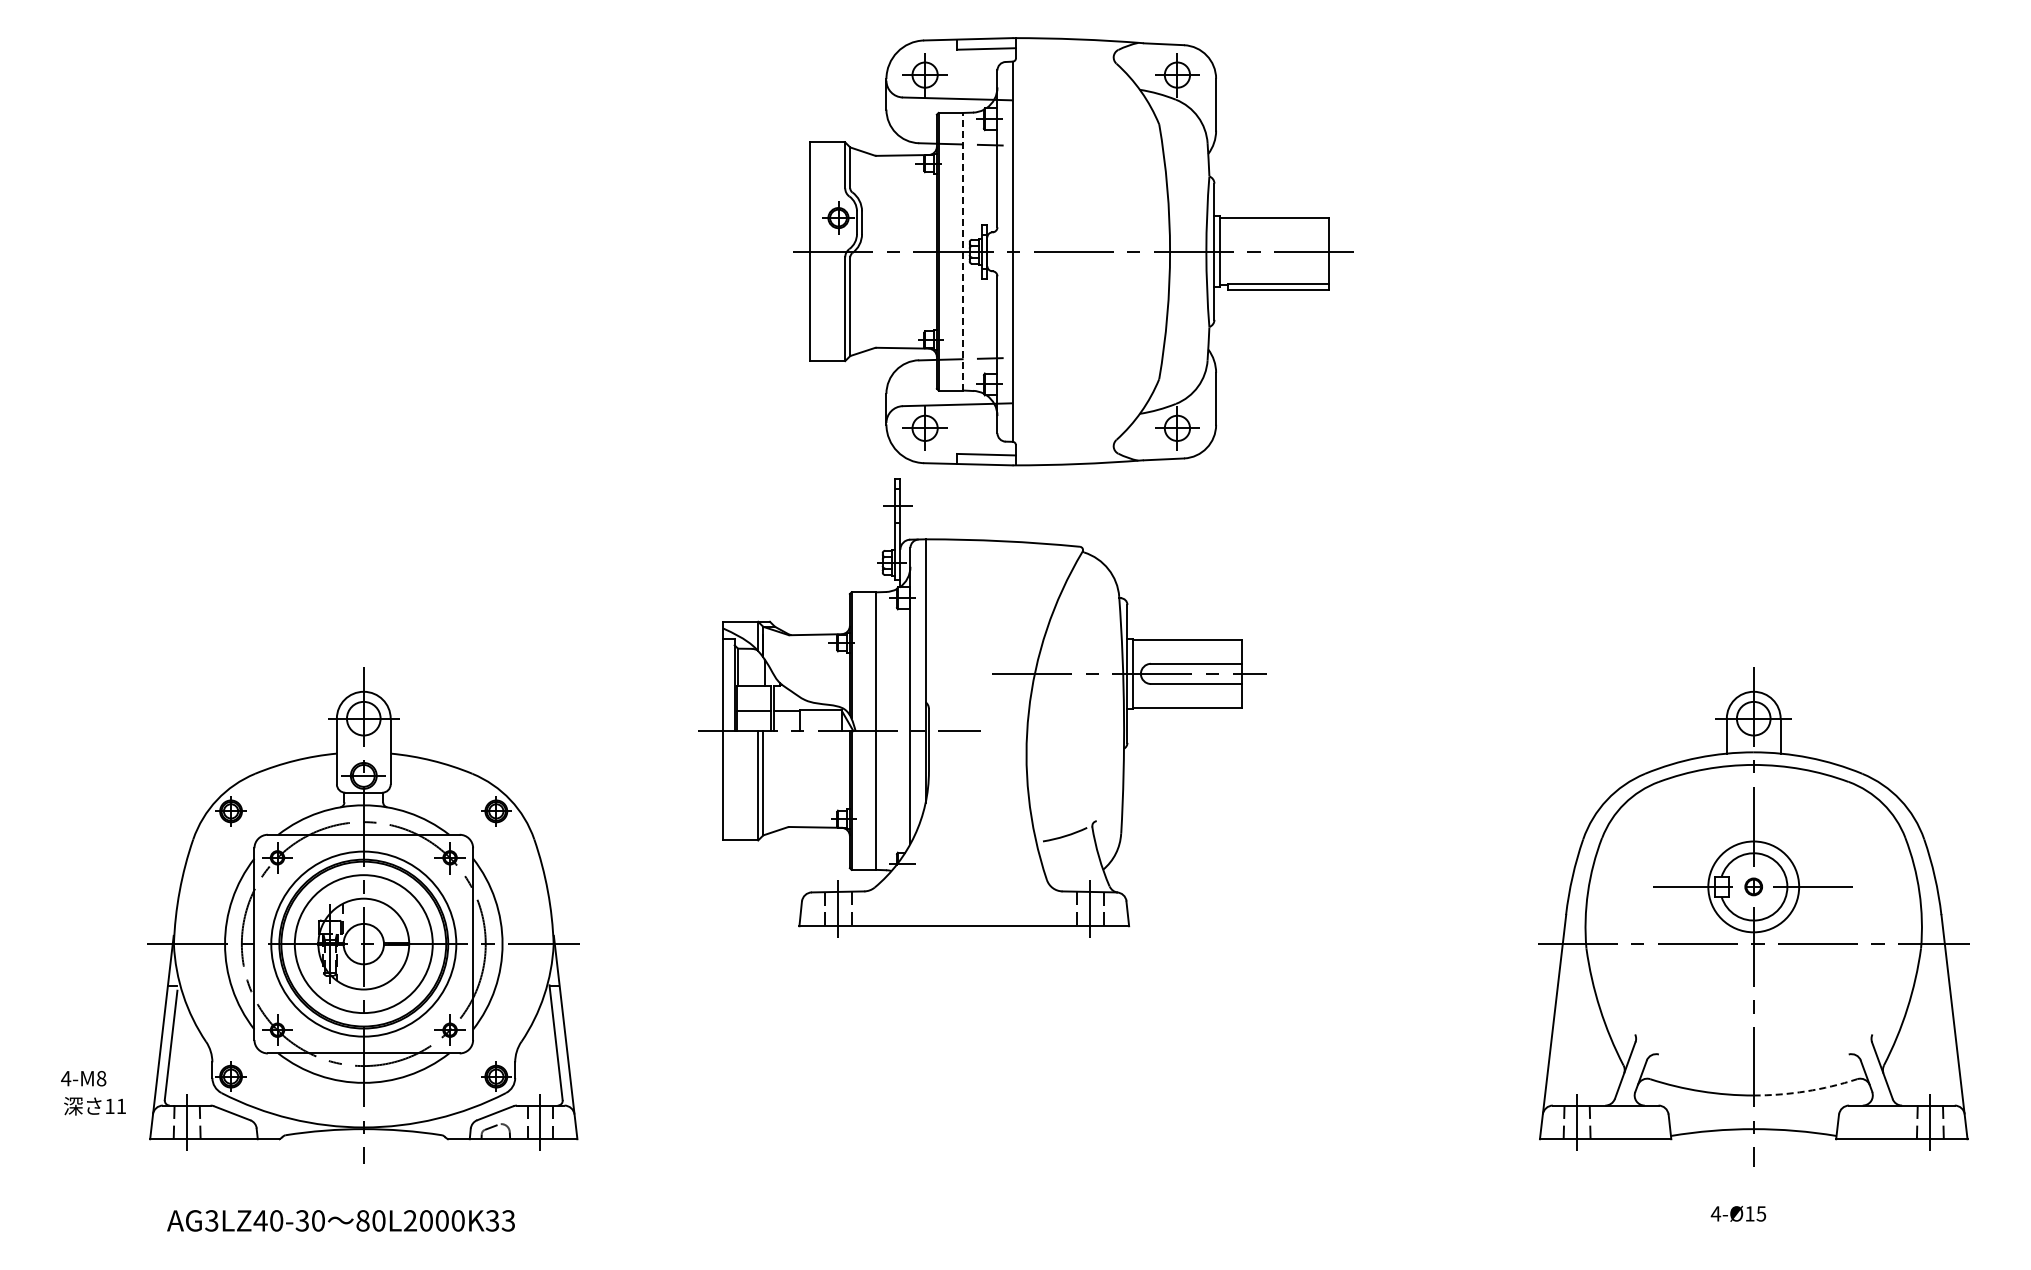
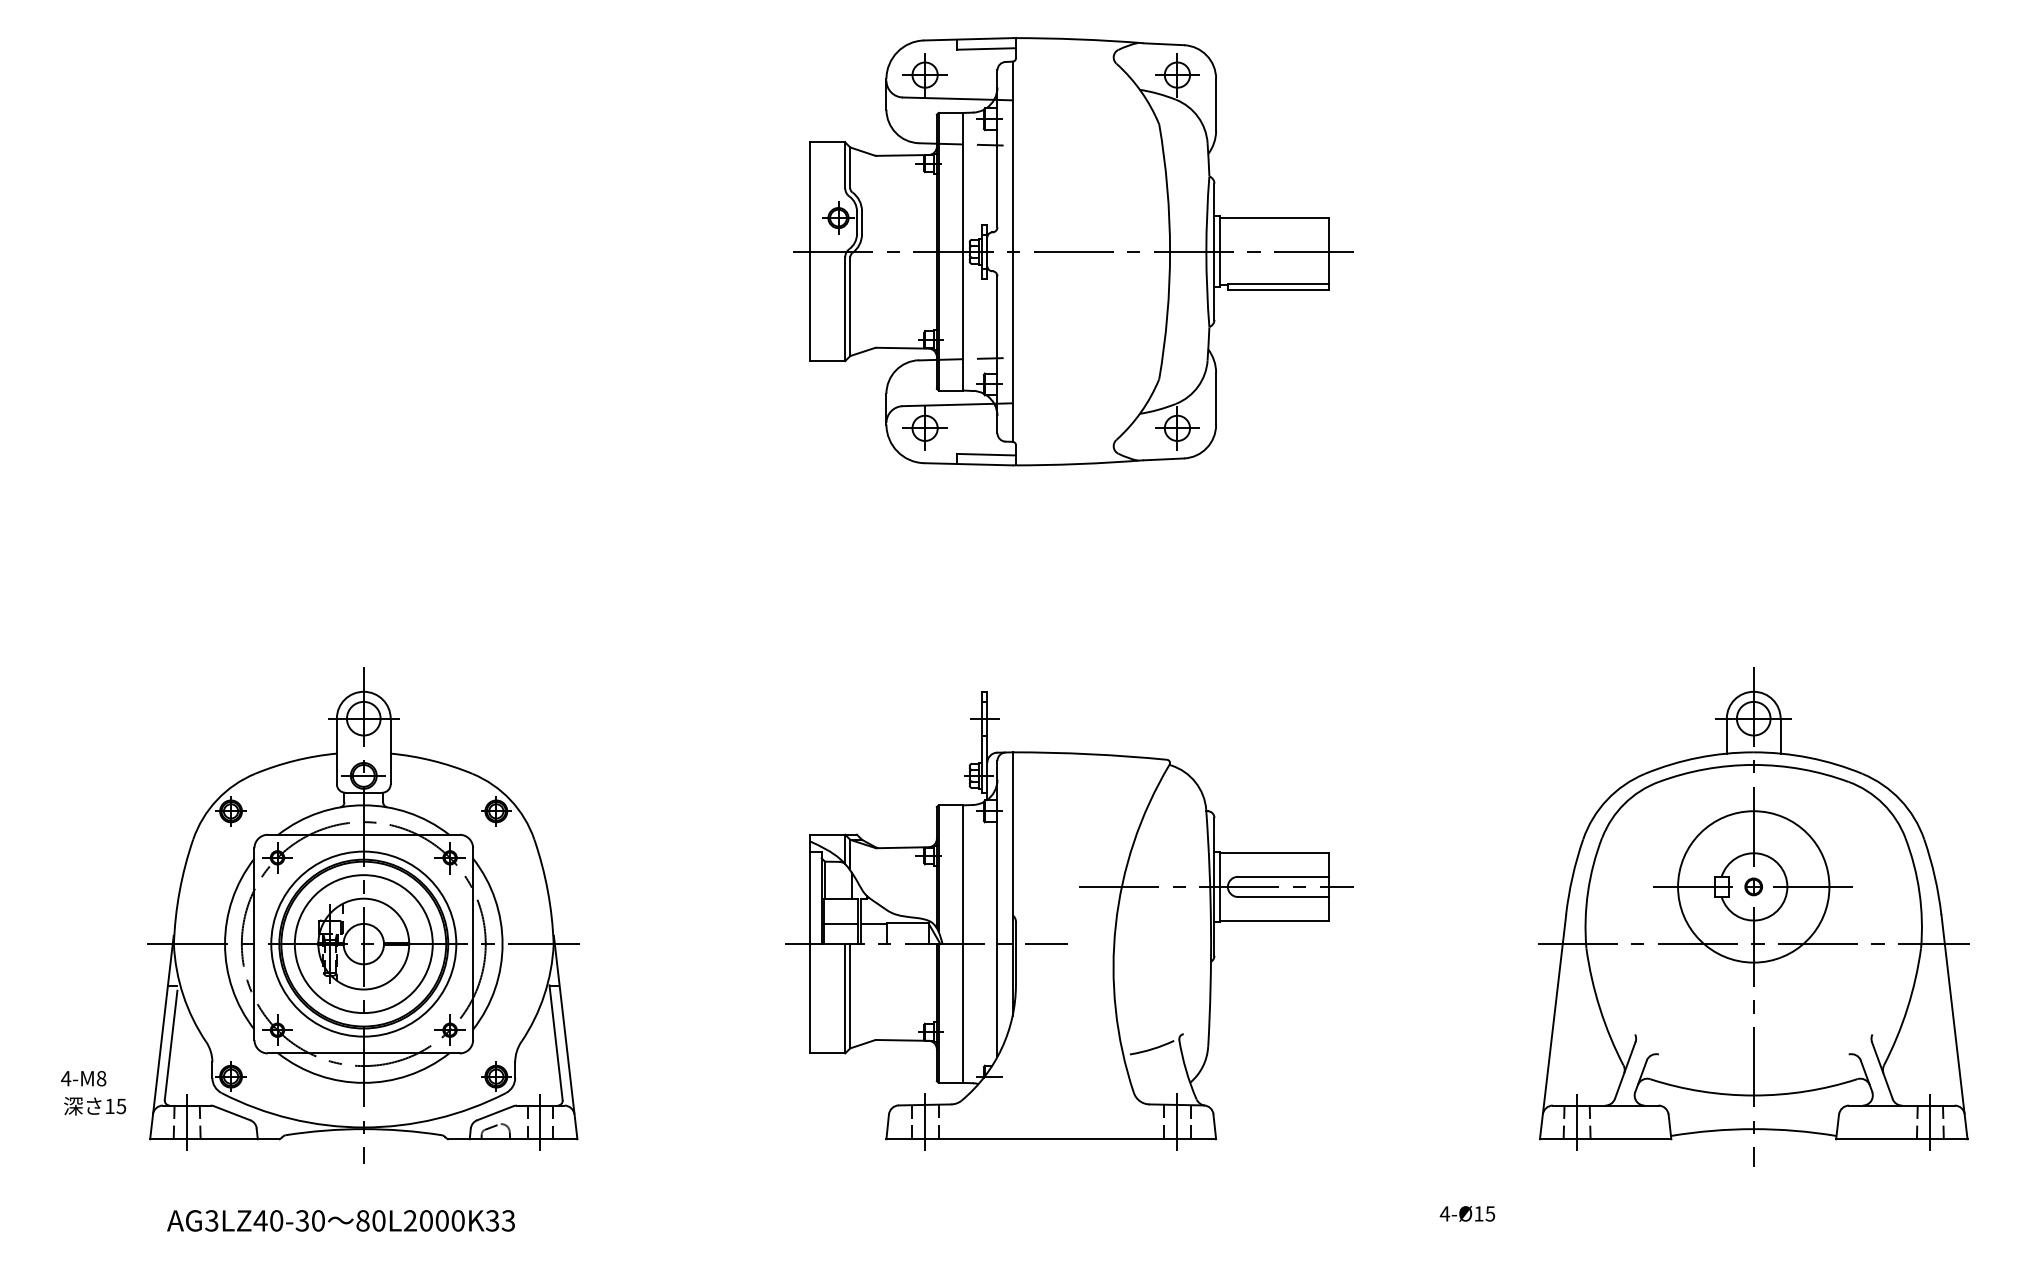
line: dashed -> solid (962, 251)
part position: (982, 707) -> (1069, 920) (1069, 920)
circle diameter: 91 px -> 151 px (1753, 886)
arc: dashed -> solid (1806, 1091)
text: 11 -> 15 (121, 1106)
text position: (1738, 1213) -> (1467, 1213) (1467, 1213)
